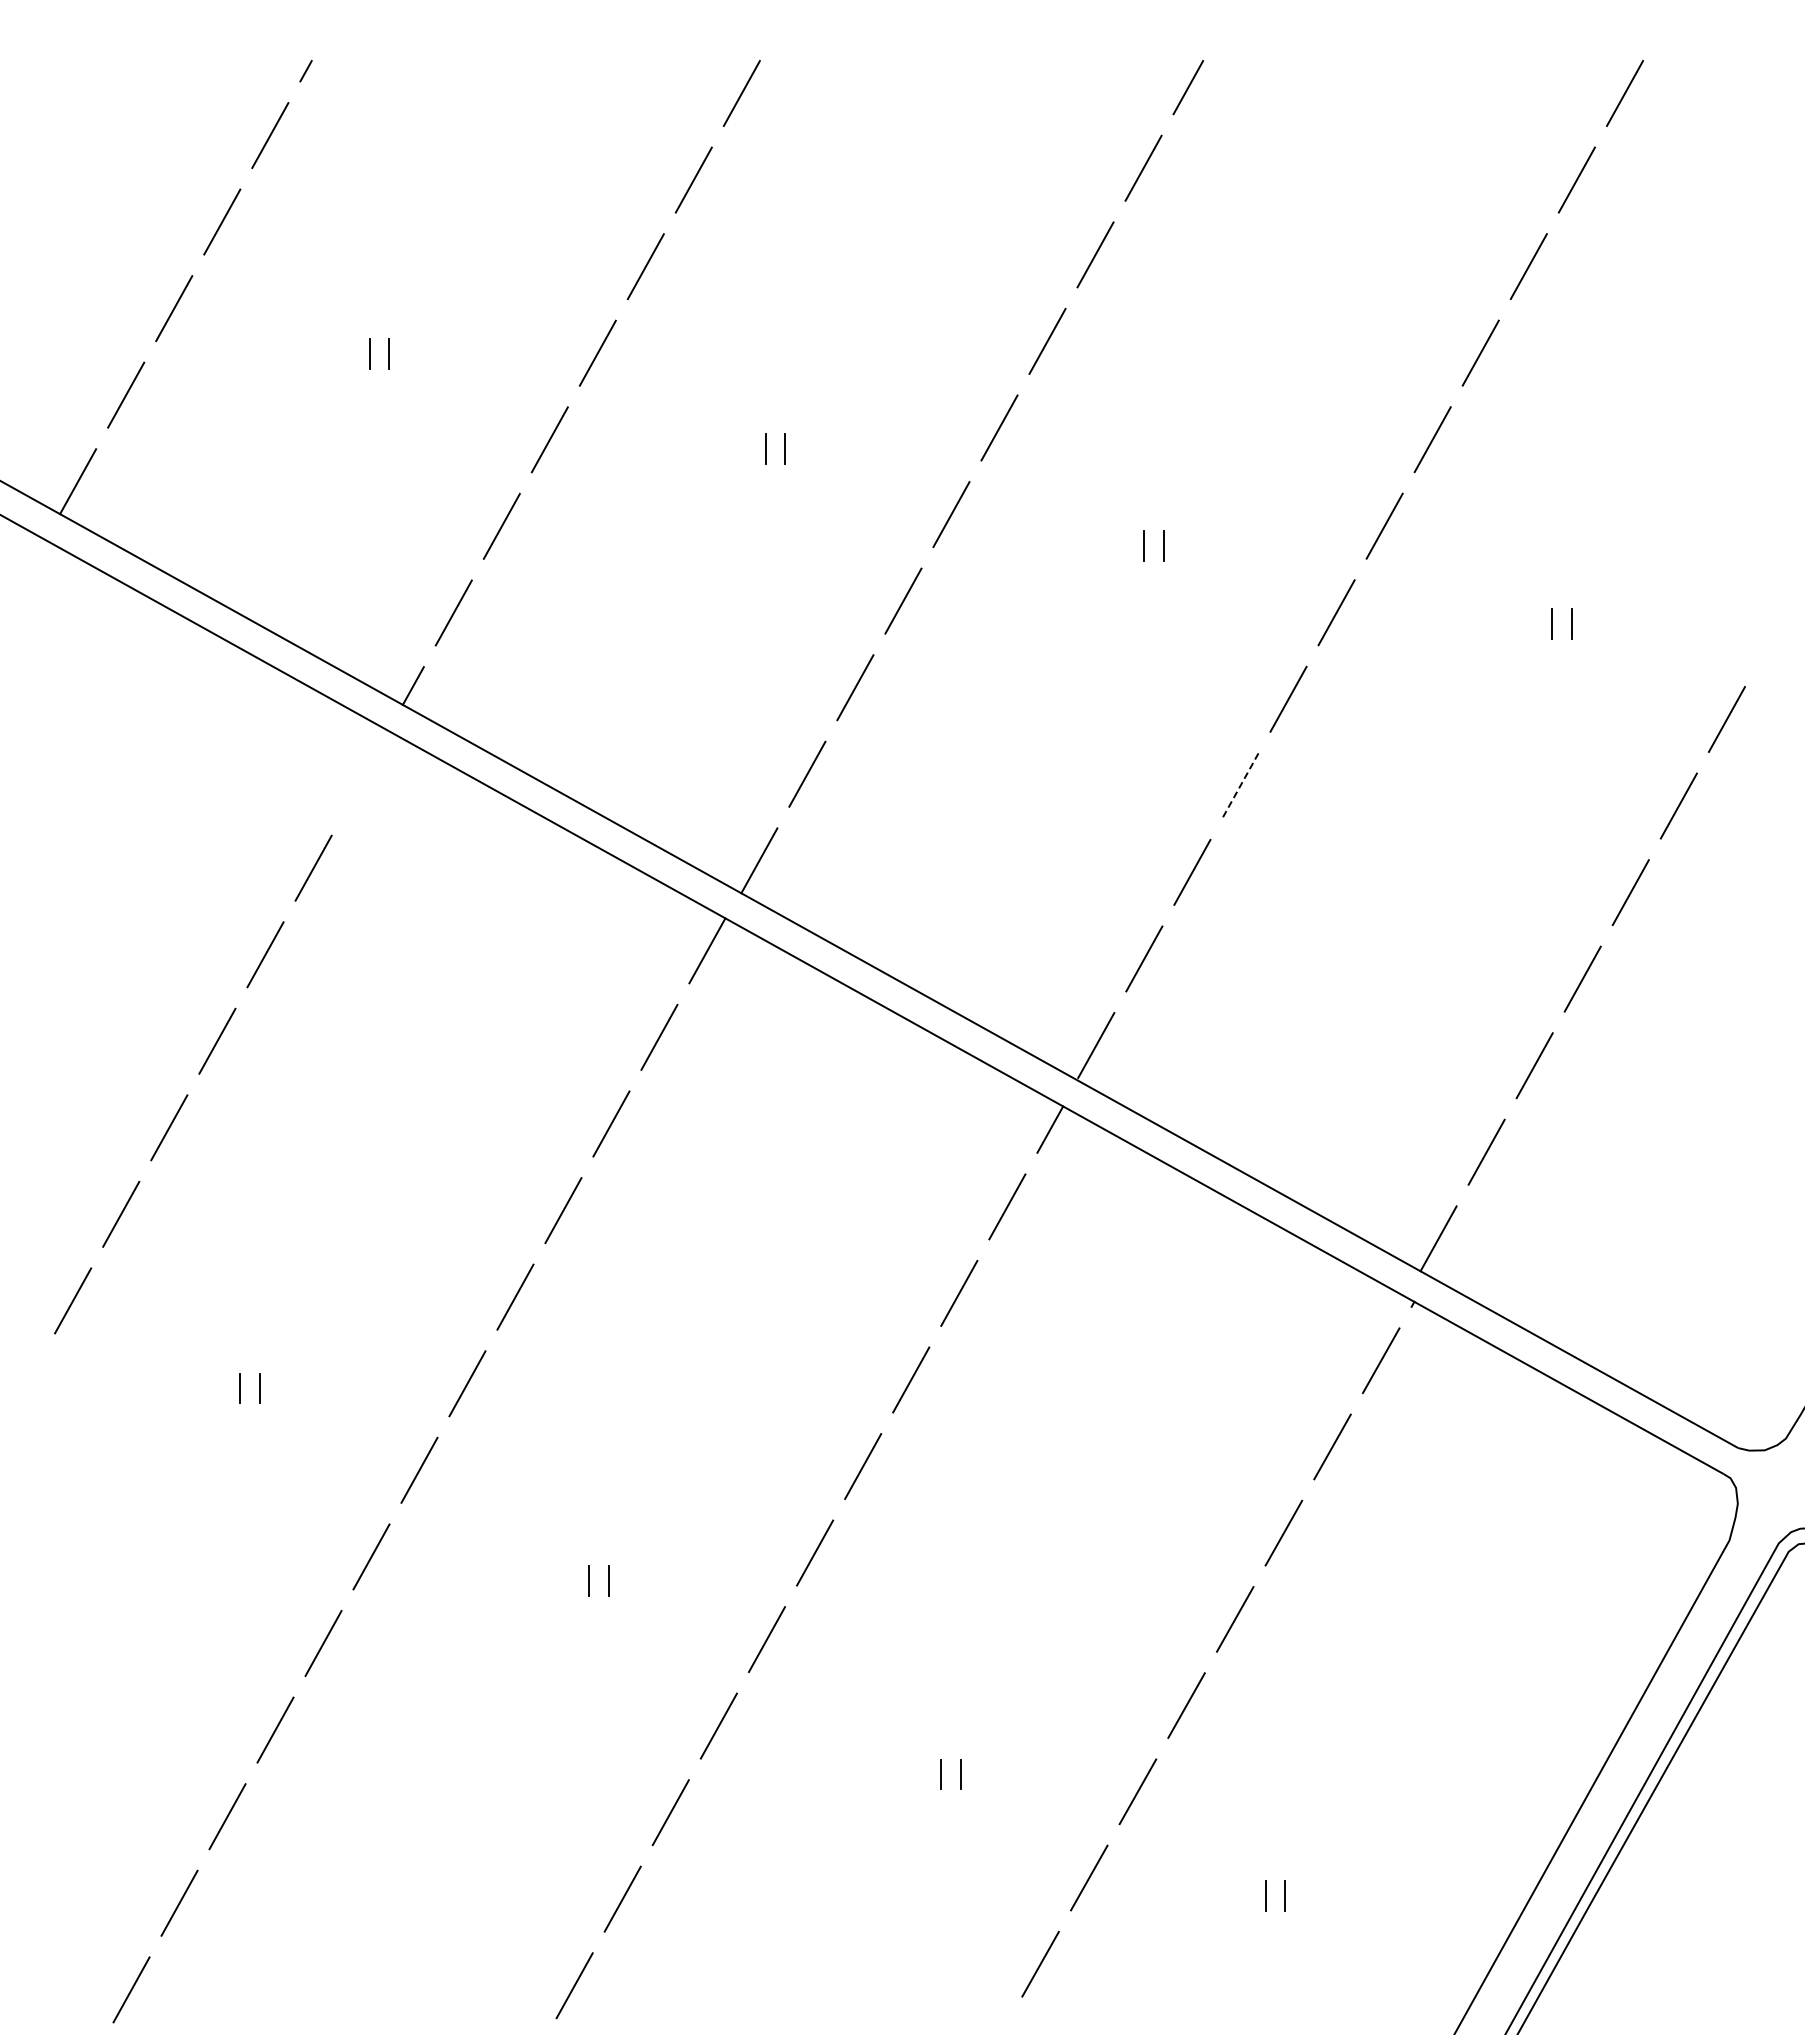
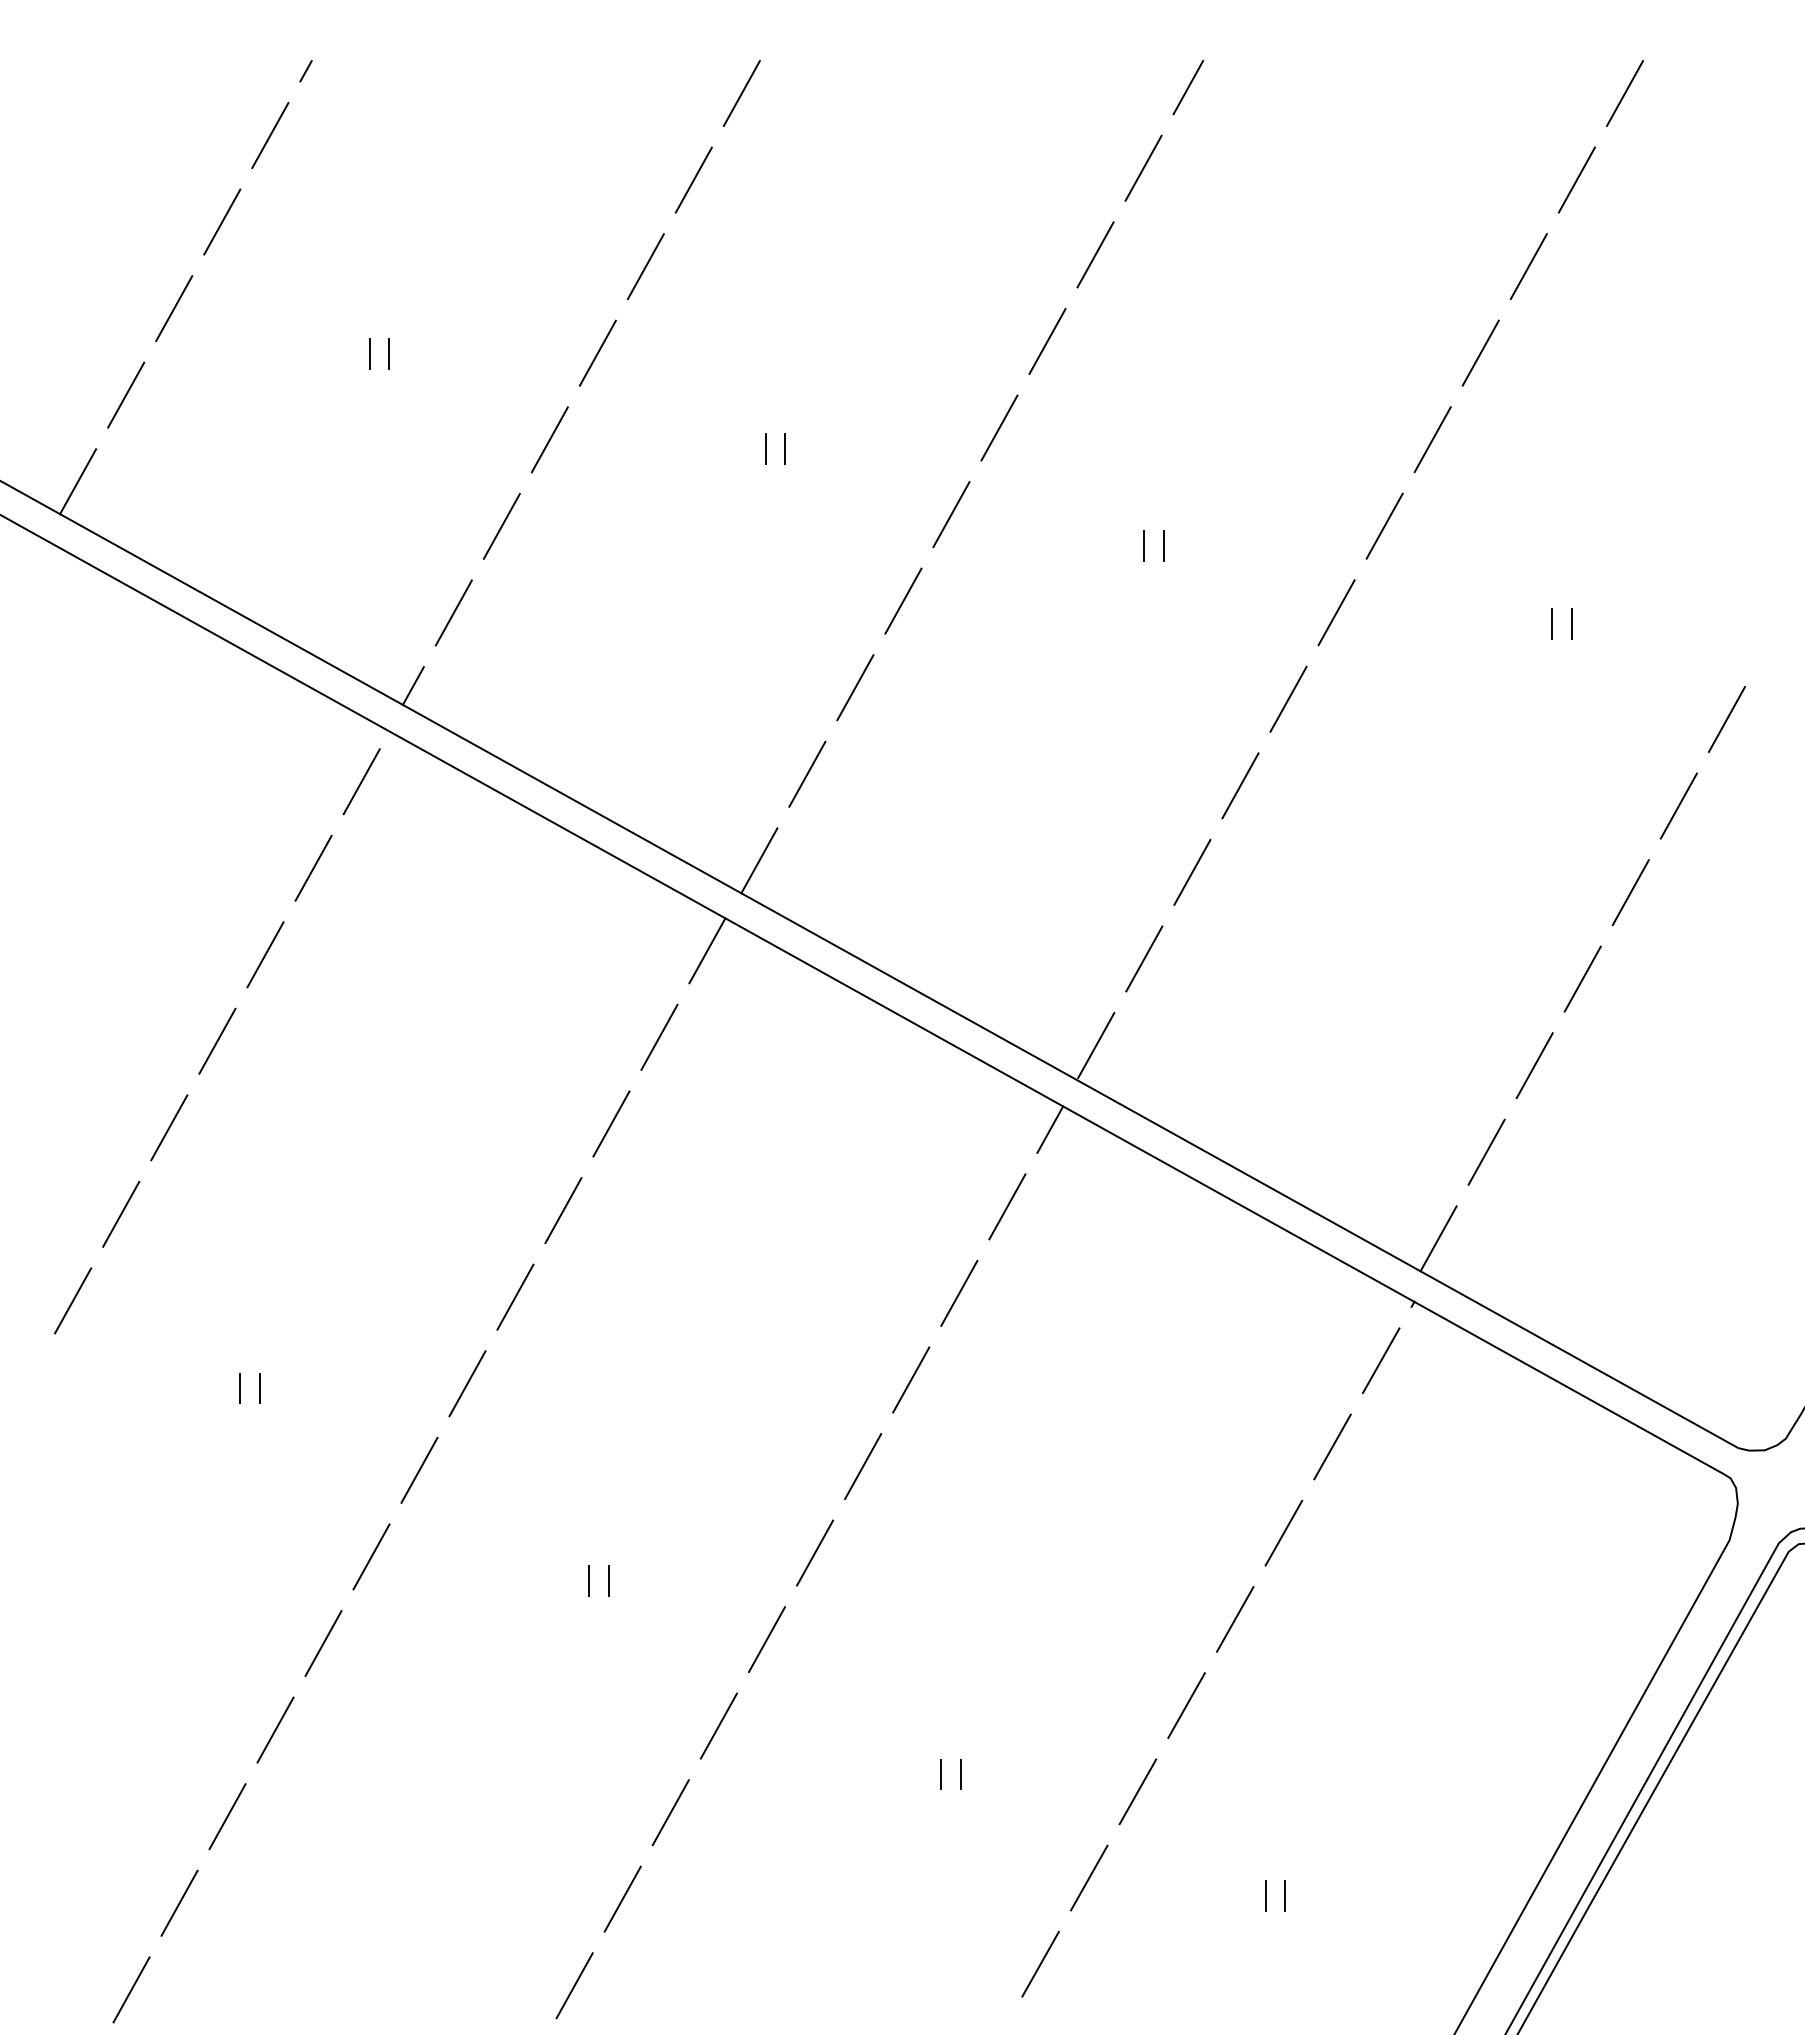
line: none -> present (361, 781)
line: dashed -> solid (1240, 786)
